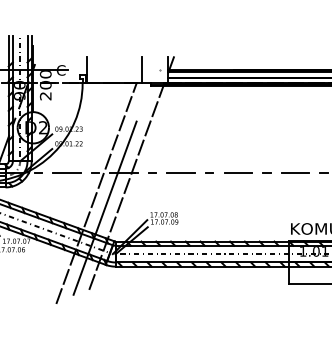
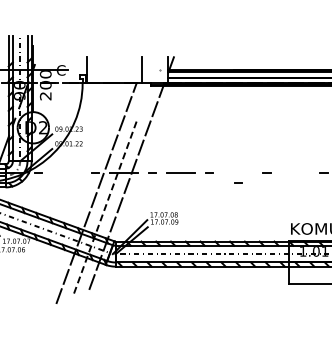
line: present -> none (66, 172)
line: present -> none (238, 172)
line: present -> none (295, 172)
line: none -> present (238, 182)
line: solid -> dashed (104, 208)
